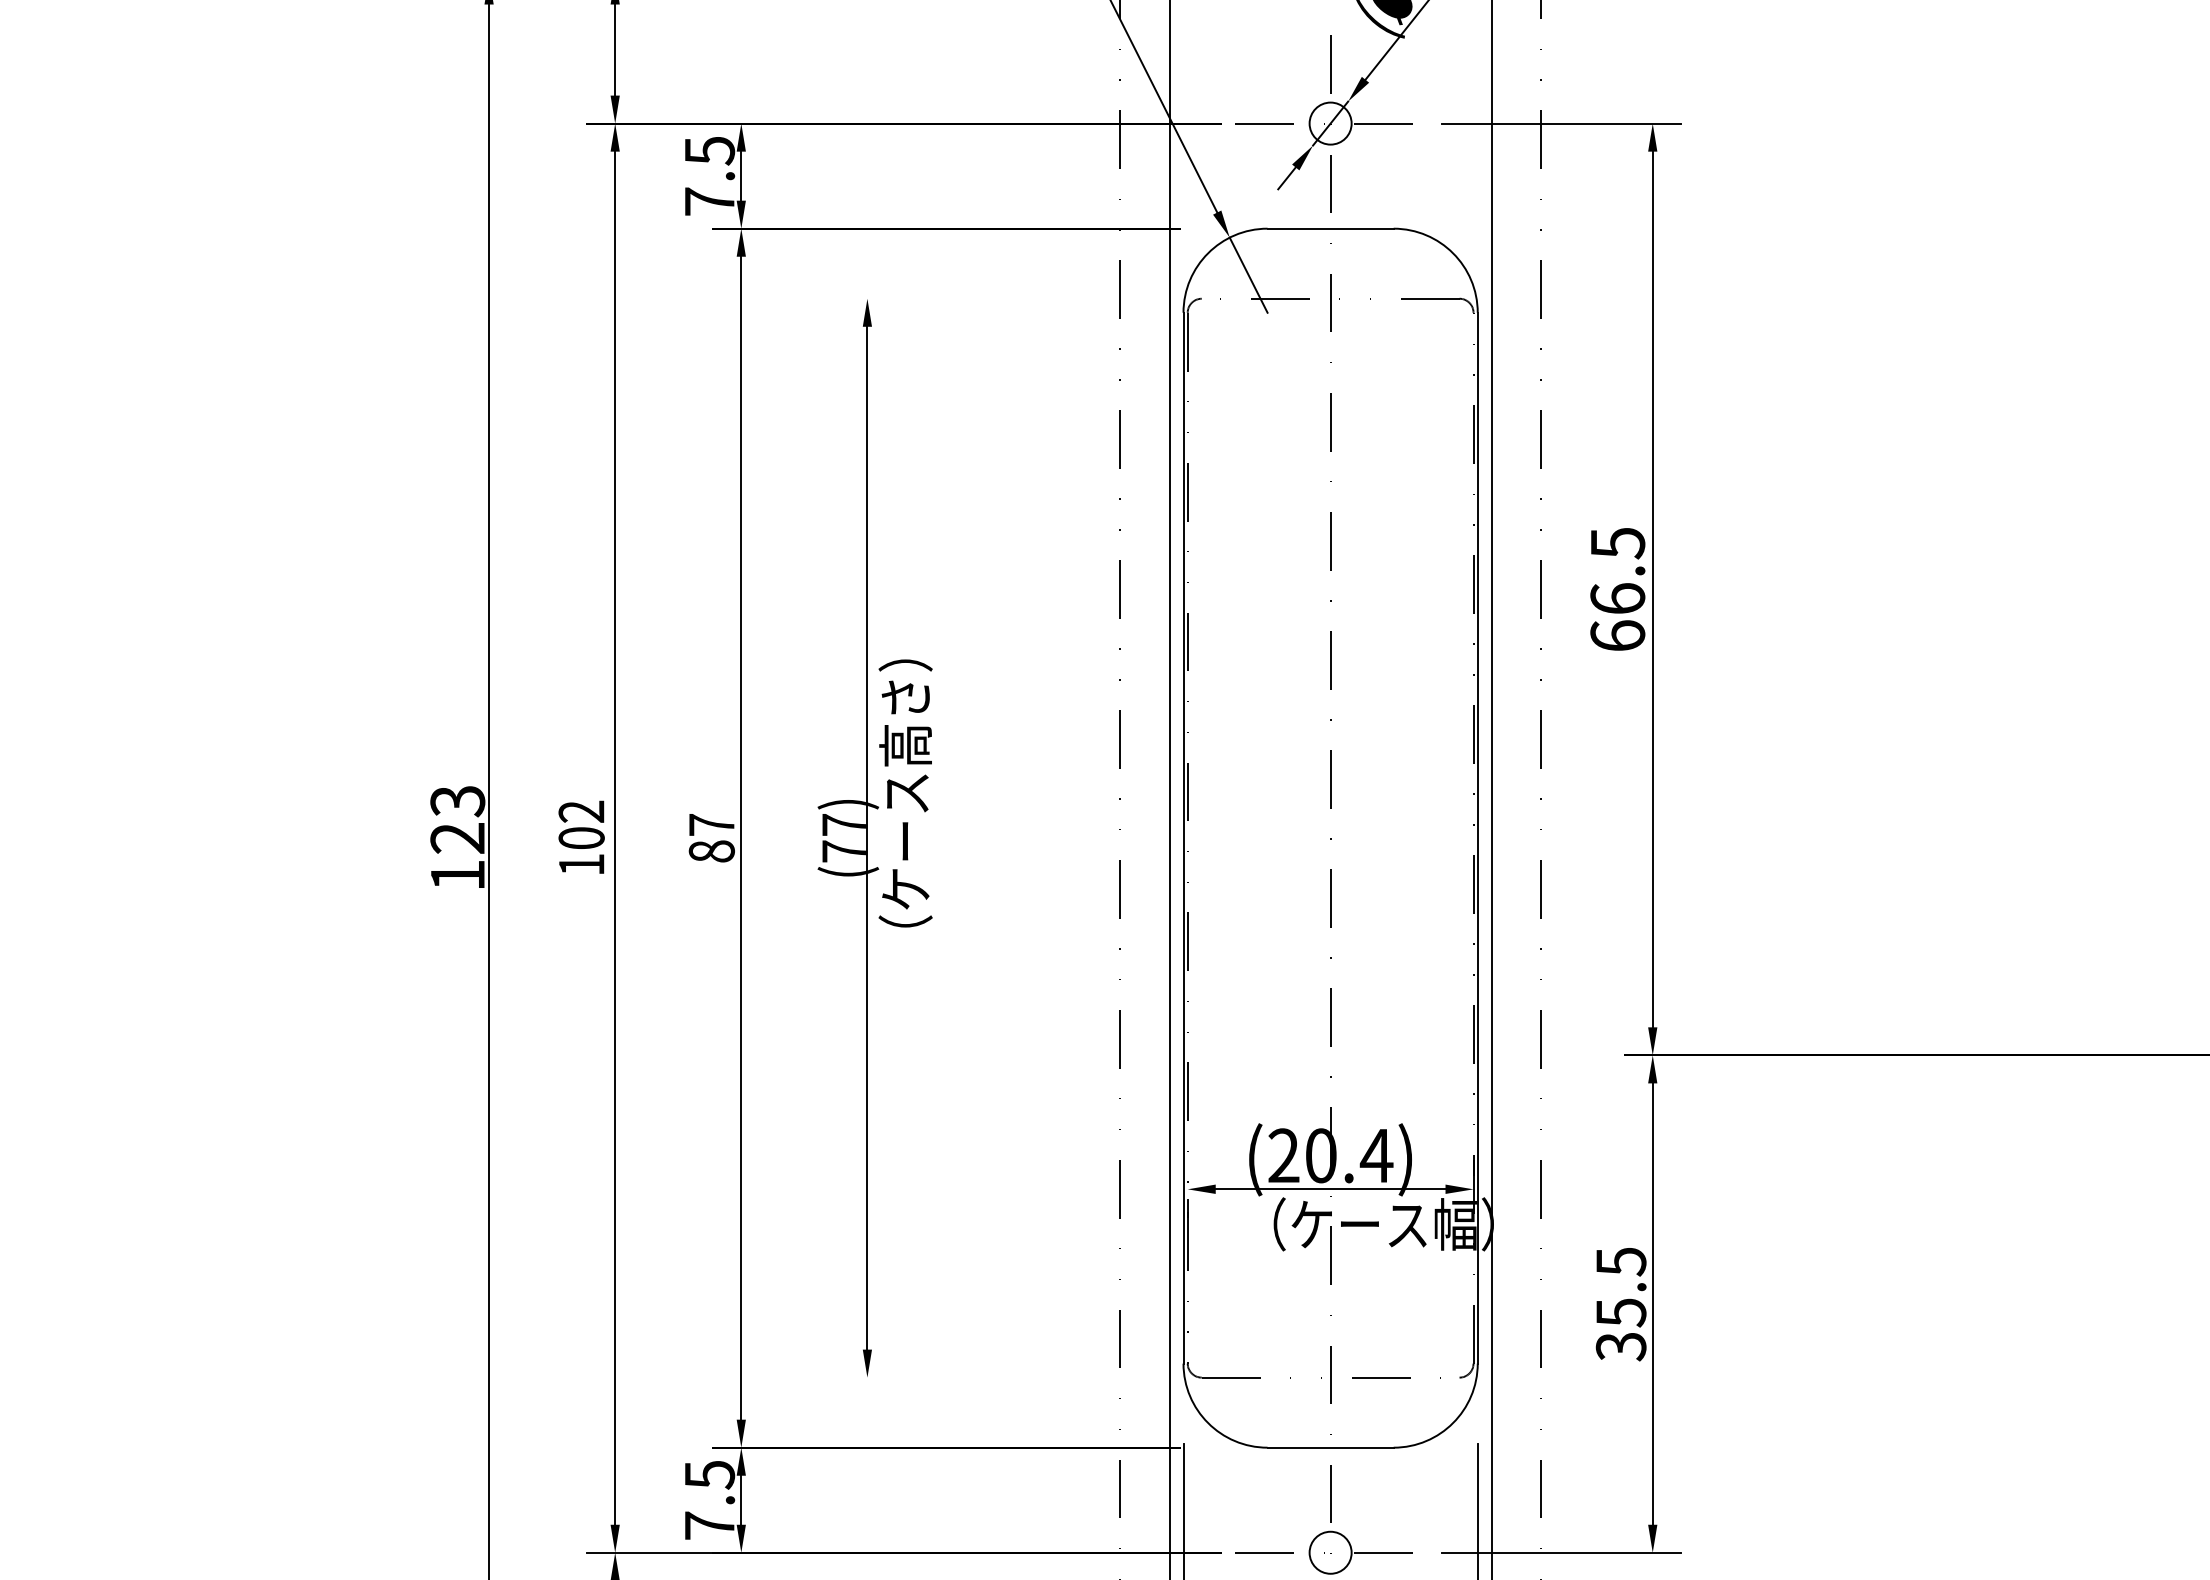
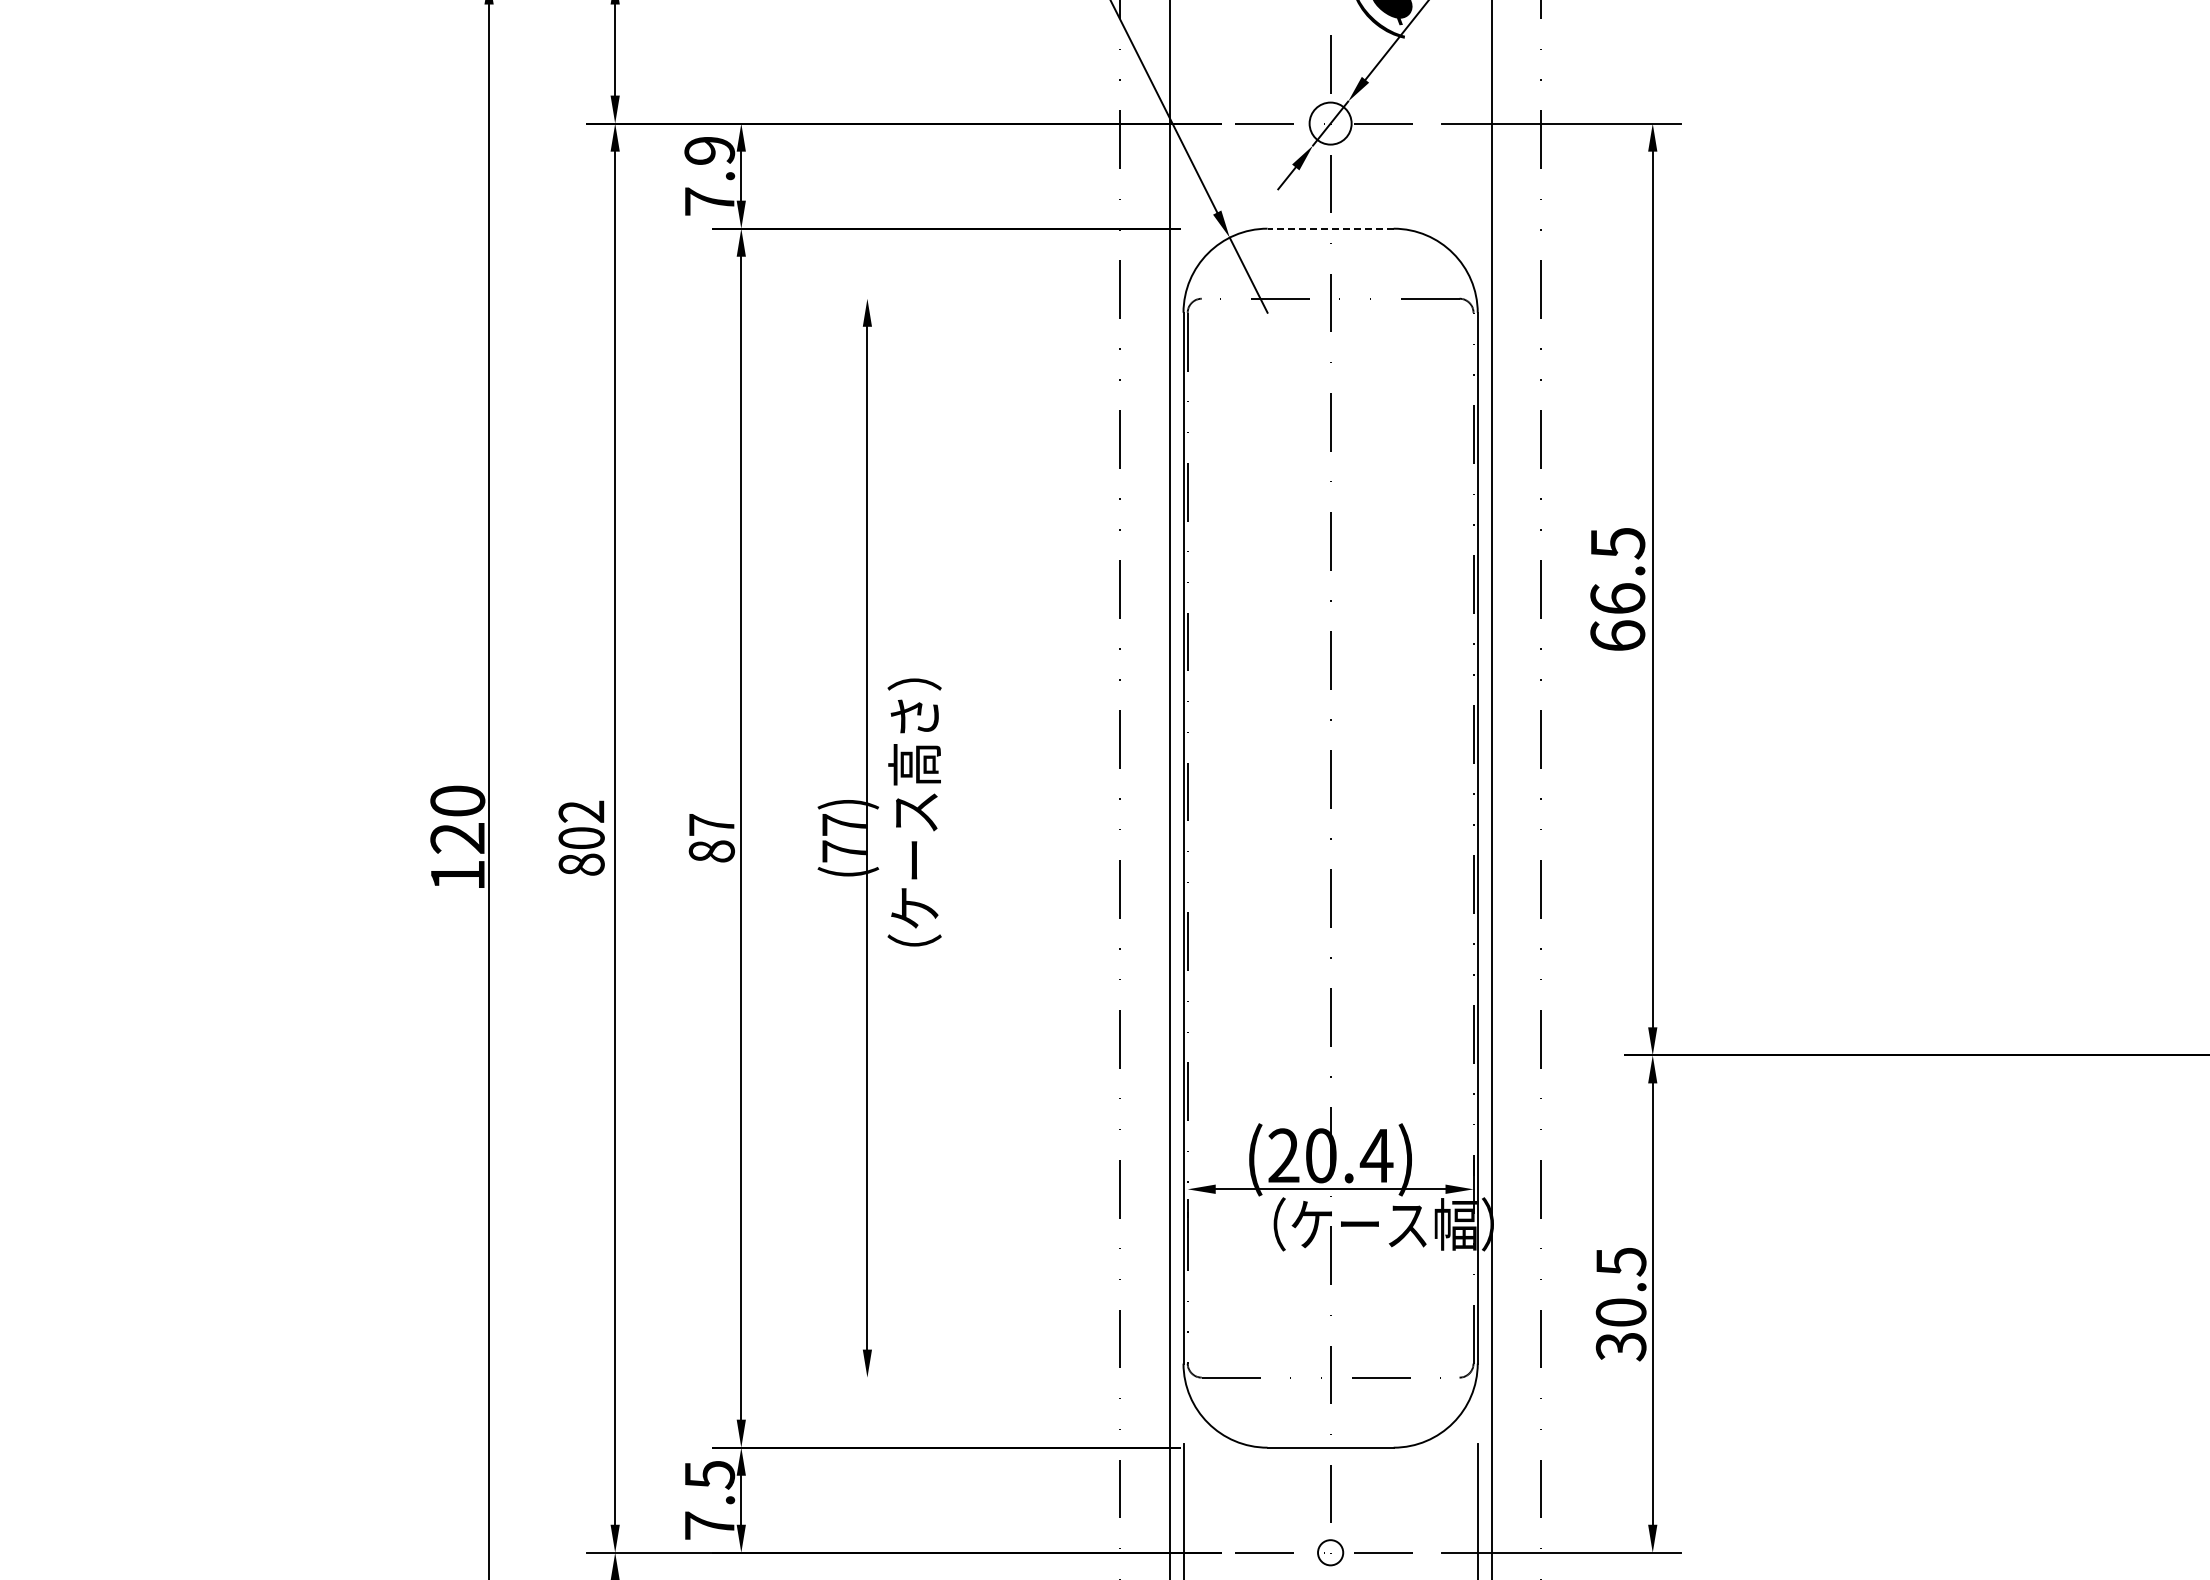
text: 7.5 -> 7.9 (709, 151)
line: solid -> dashed (1330, 228)
text position: (905, 793) -> (914, 812) (914, 812)
text: 123 -> 120 (457, 801)
text: 102 -> 802 (581, 864)
text: 35.5 -> 30.5 (1620, 1312)
circle diameter: 42 px -> 25 px (1330, 1552)
